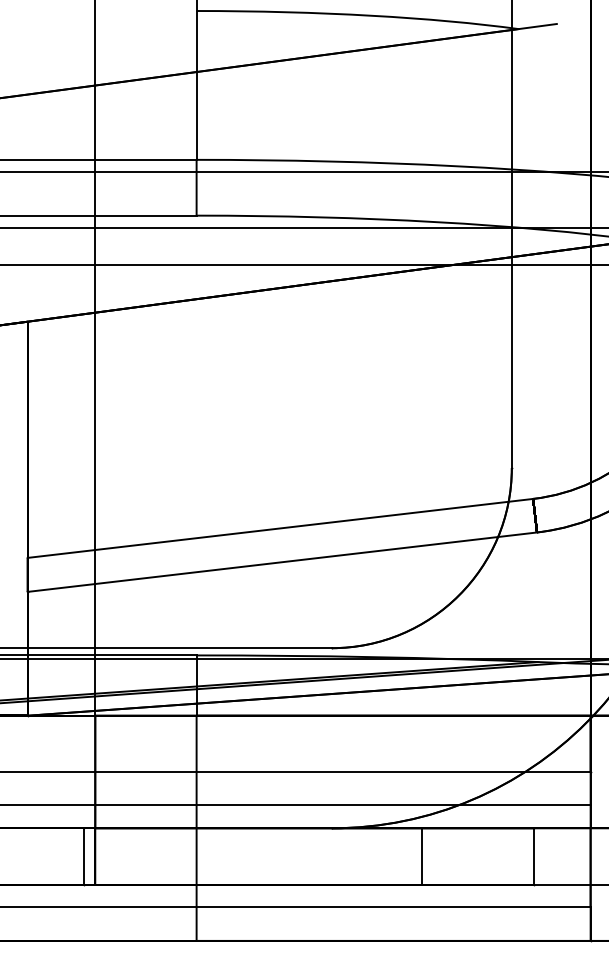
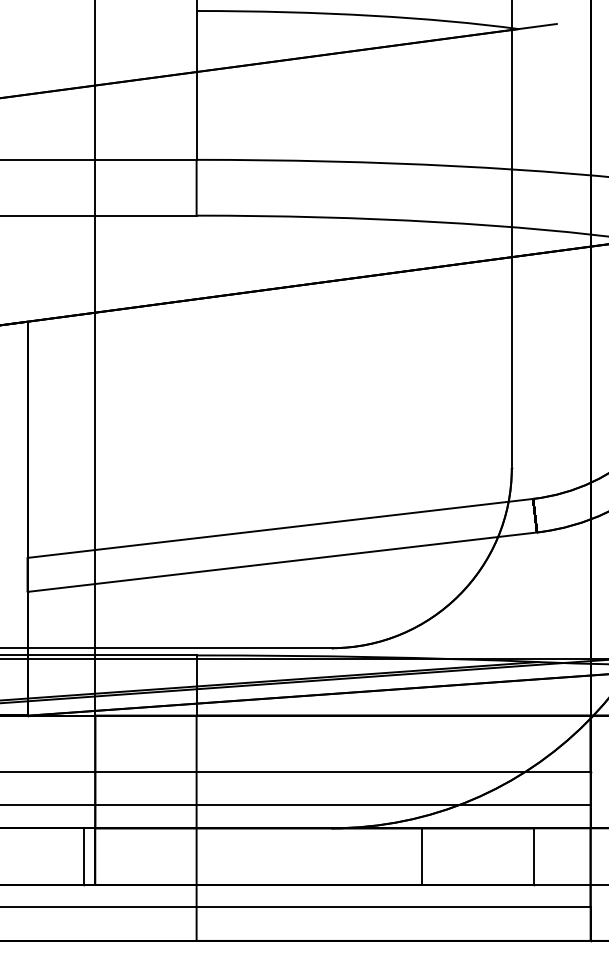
line: present -> none (303, 171)
line: present -> none (303, 227)
line: present -> none (303, 265)
